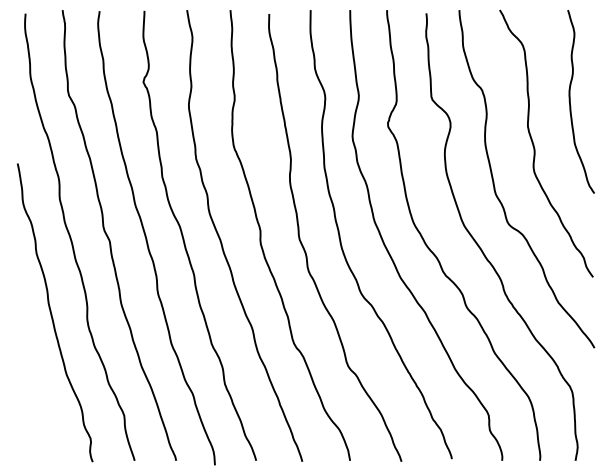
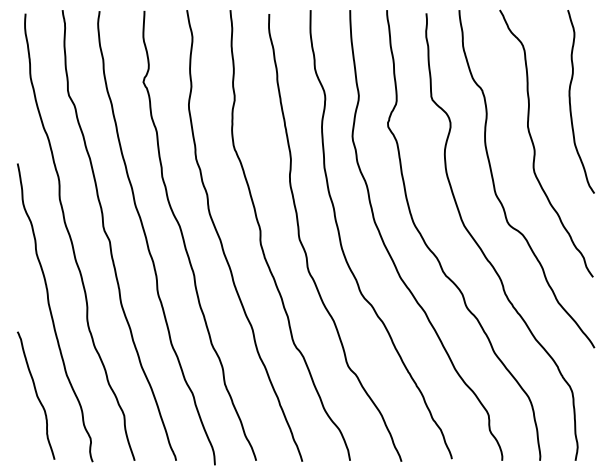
curve: none -> present (36, 395)
